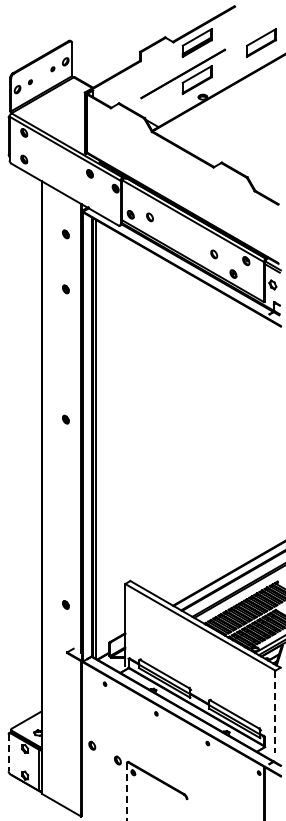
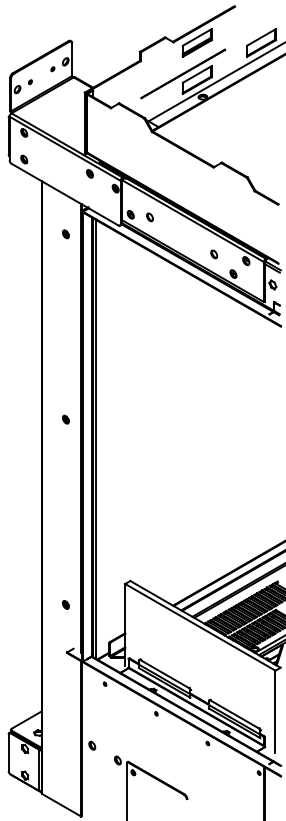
line: none -> present (215, 82)
part: present -> none (65, 289)
line: dashed -> solid (275, 712)
line: dashed -> solid (8, 753)
line: dashed -> solid (126, 792)
